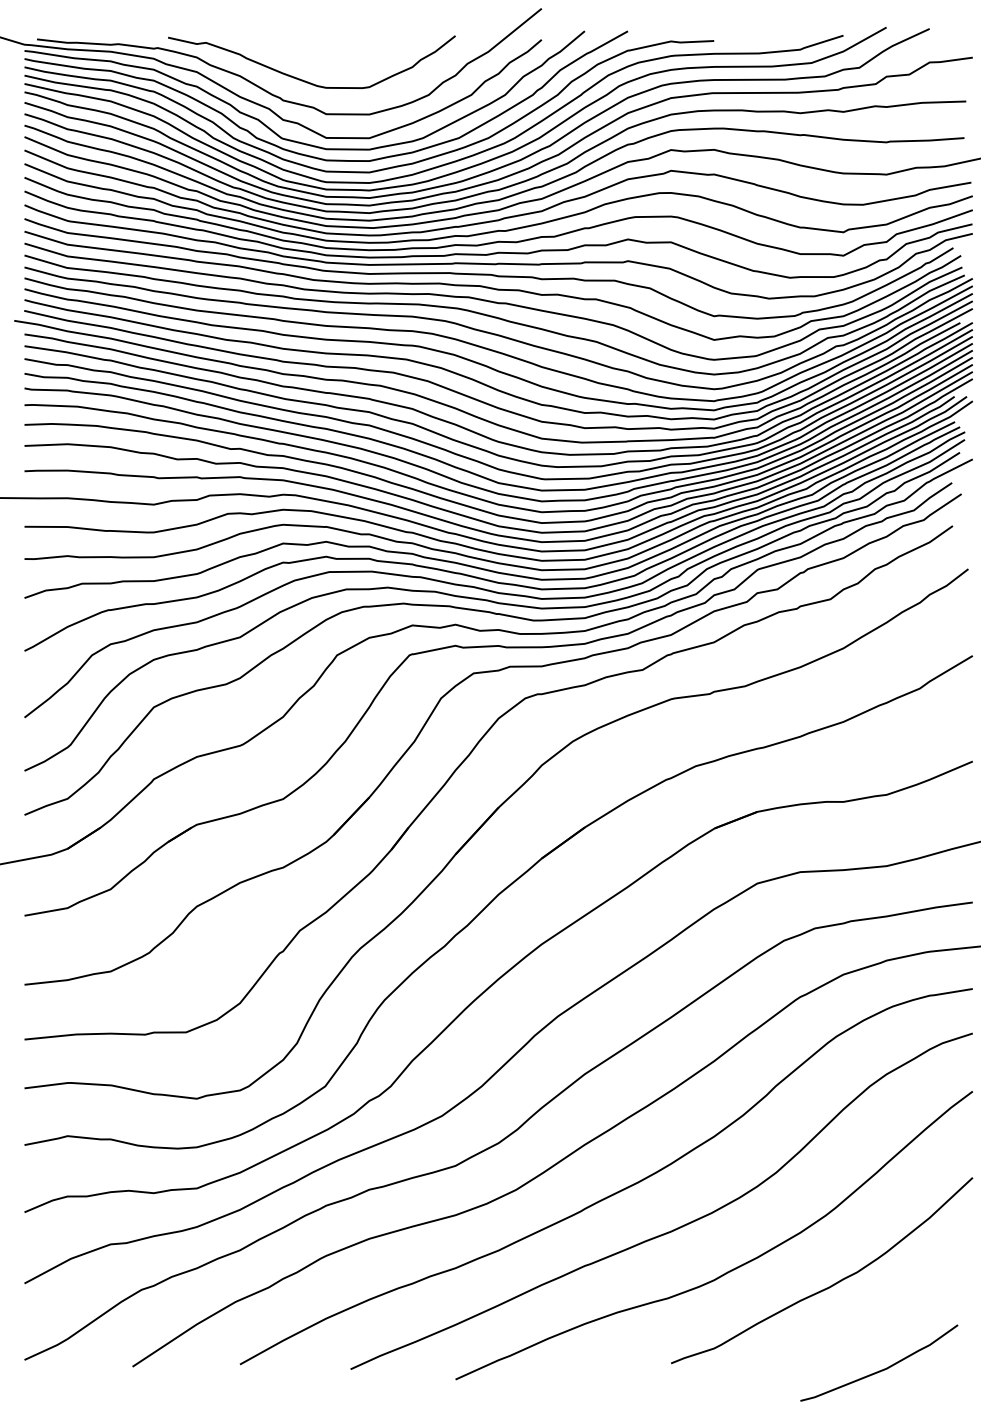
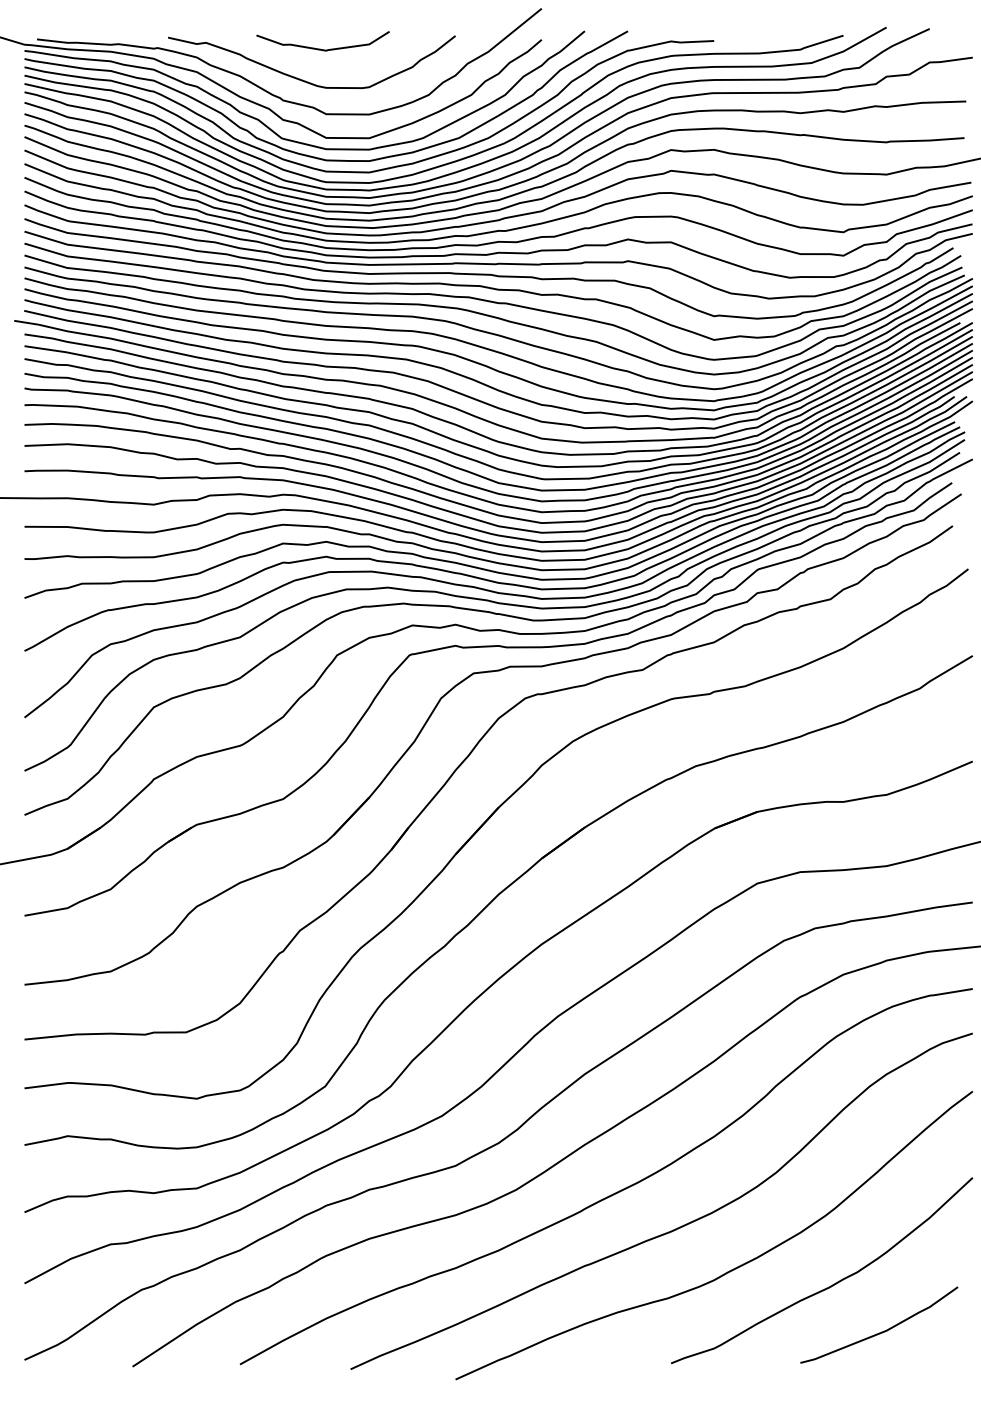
curve: none -> present (320, 48)
curve position: (881, 1369) -> (881, 1331) (881, 1331)
